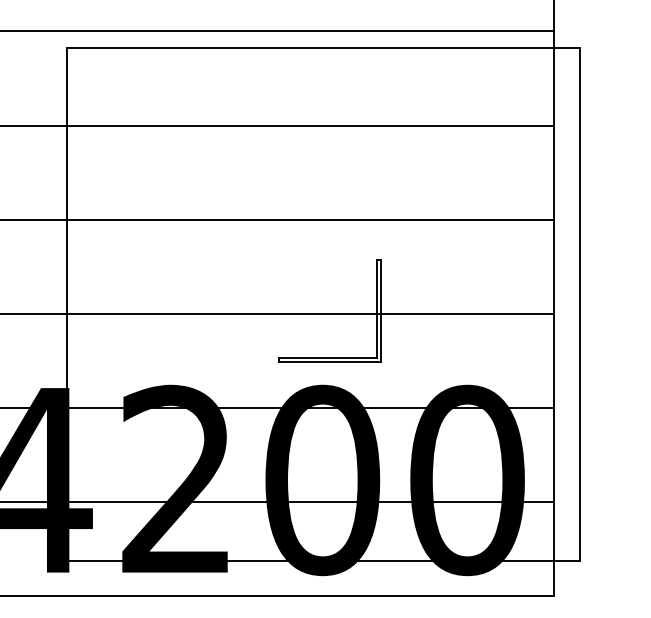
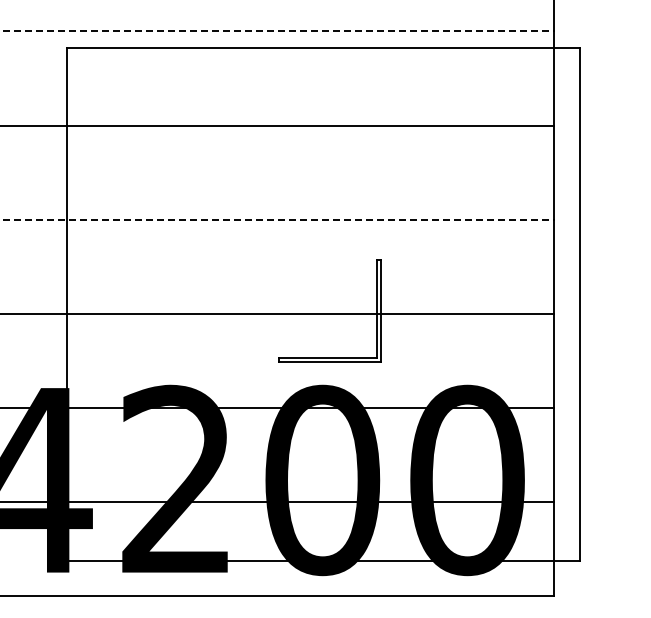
line: solid -> dashed (277, 31)
line: solid -> dashed (277, 219)
